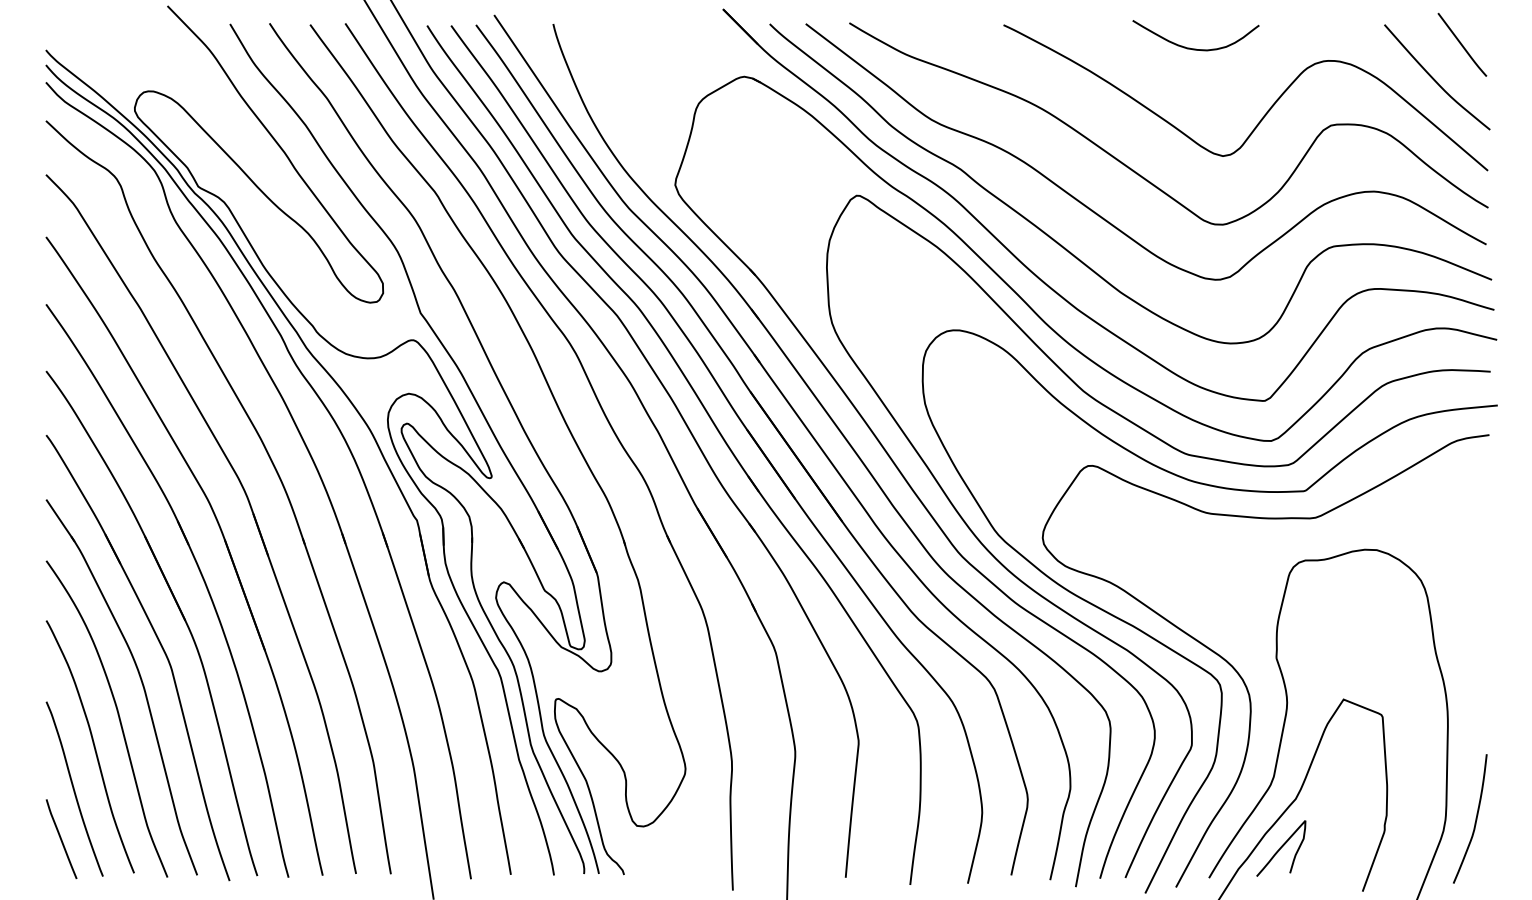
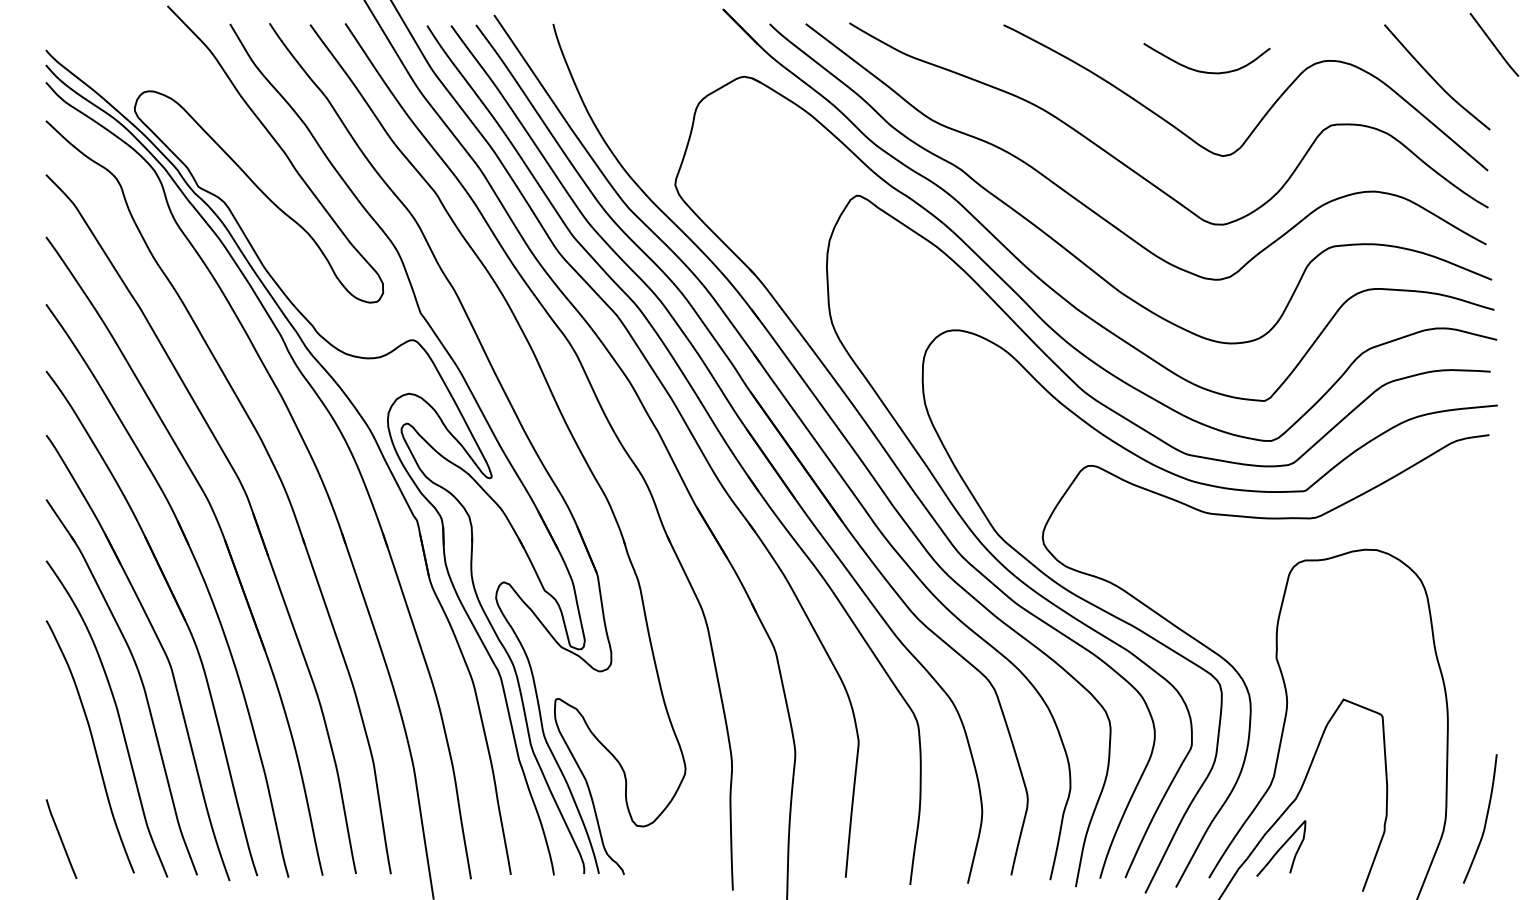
line position: (1462, 44) -> (1494, 44) (1494, 44)
curve position: (1195, 48) -> (1206, 71) (1206, 71)
curve: present -> none (74, 788)
curve position: (1475, 818) -> (1485, 818) (1485, 818)
